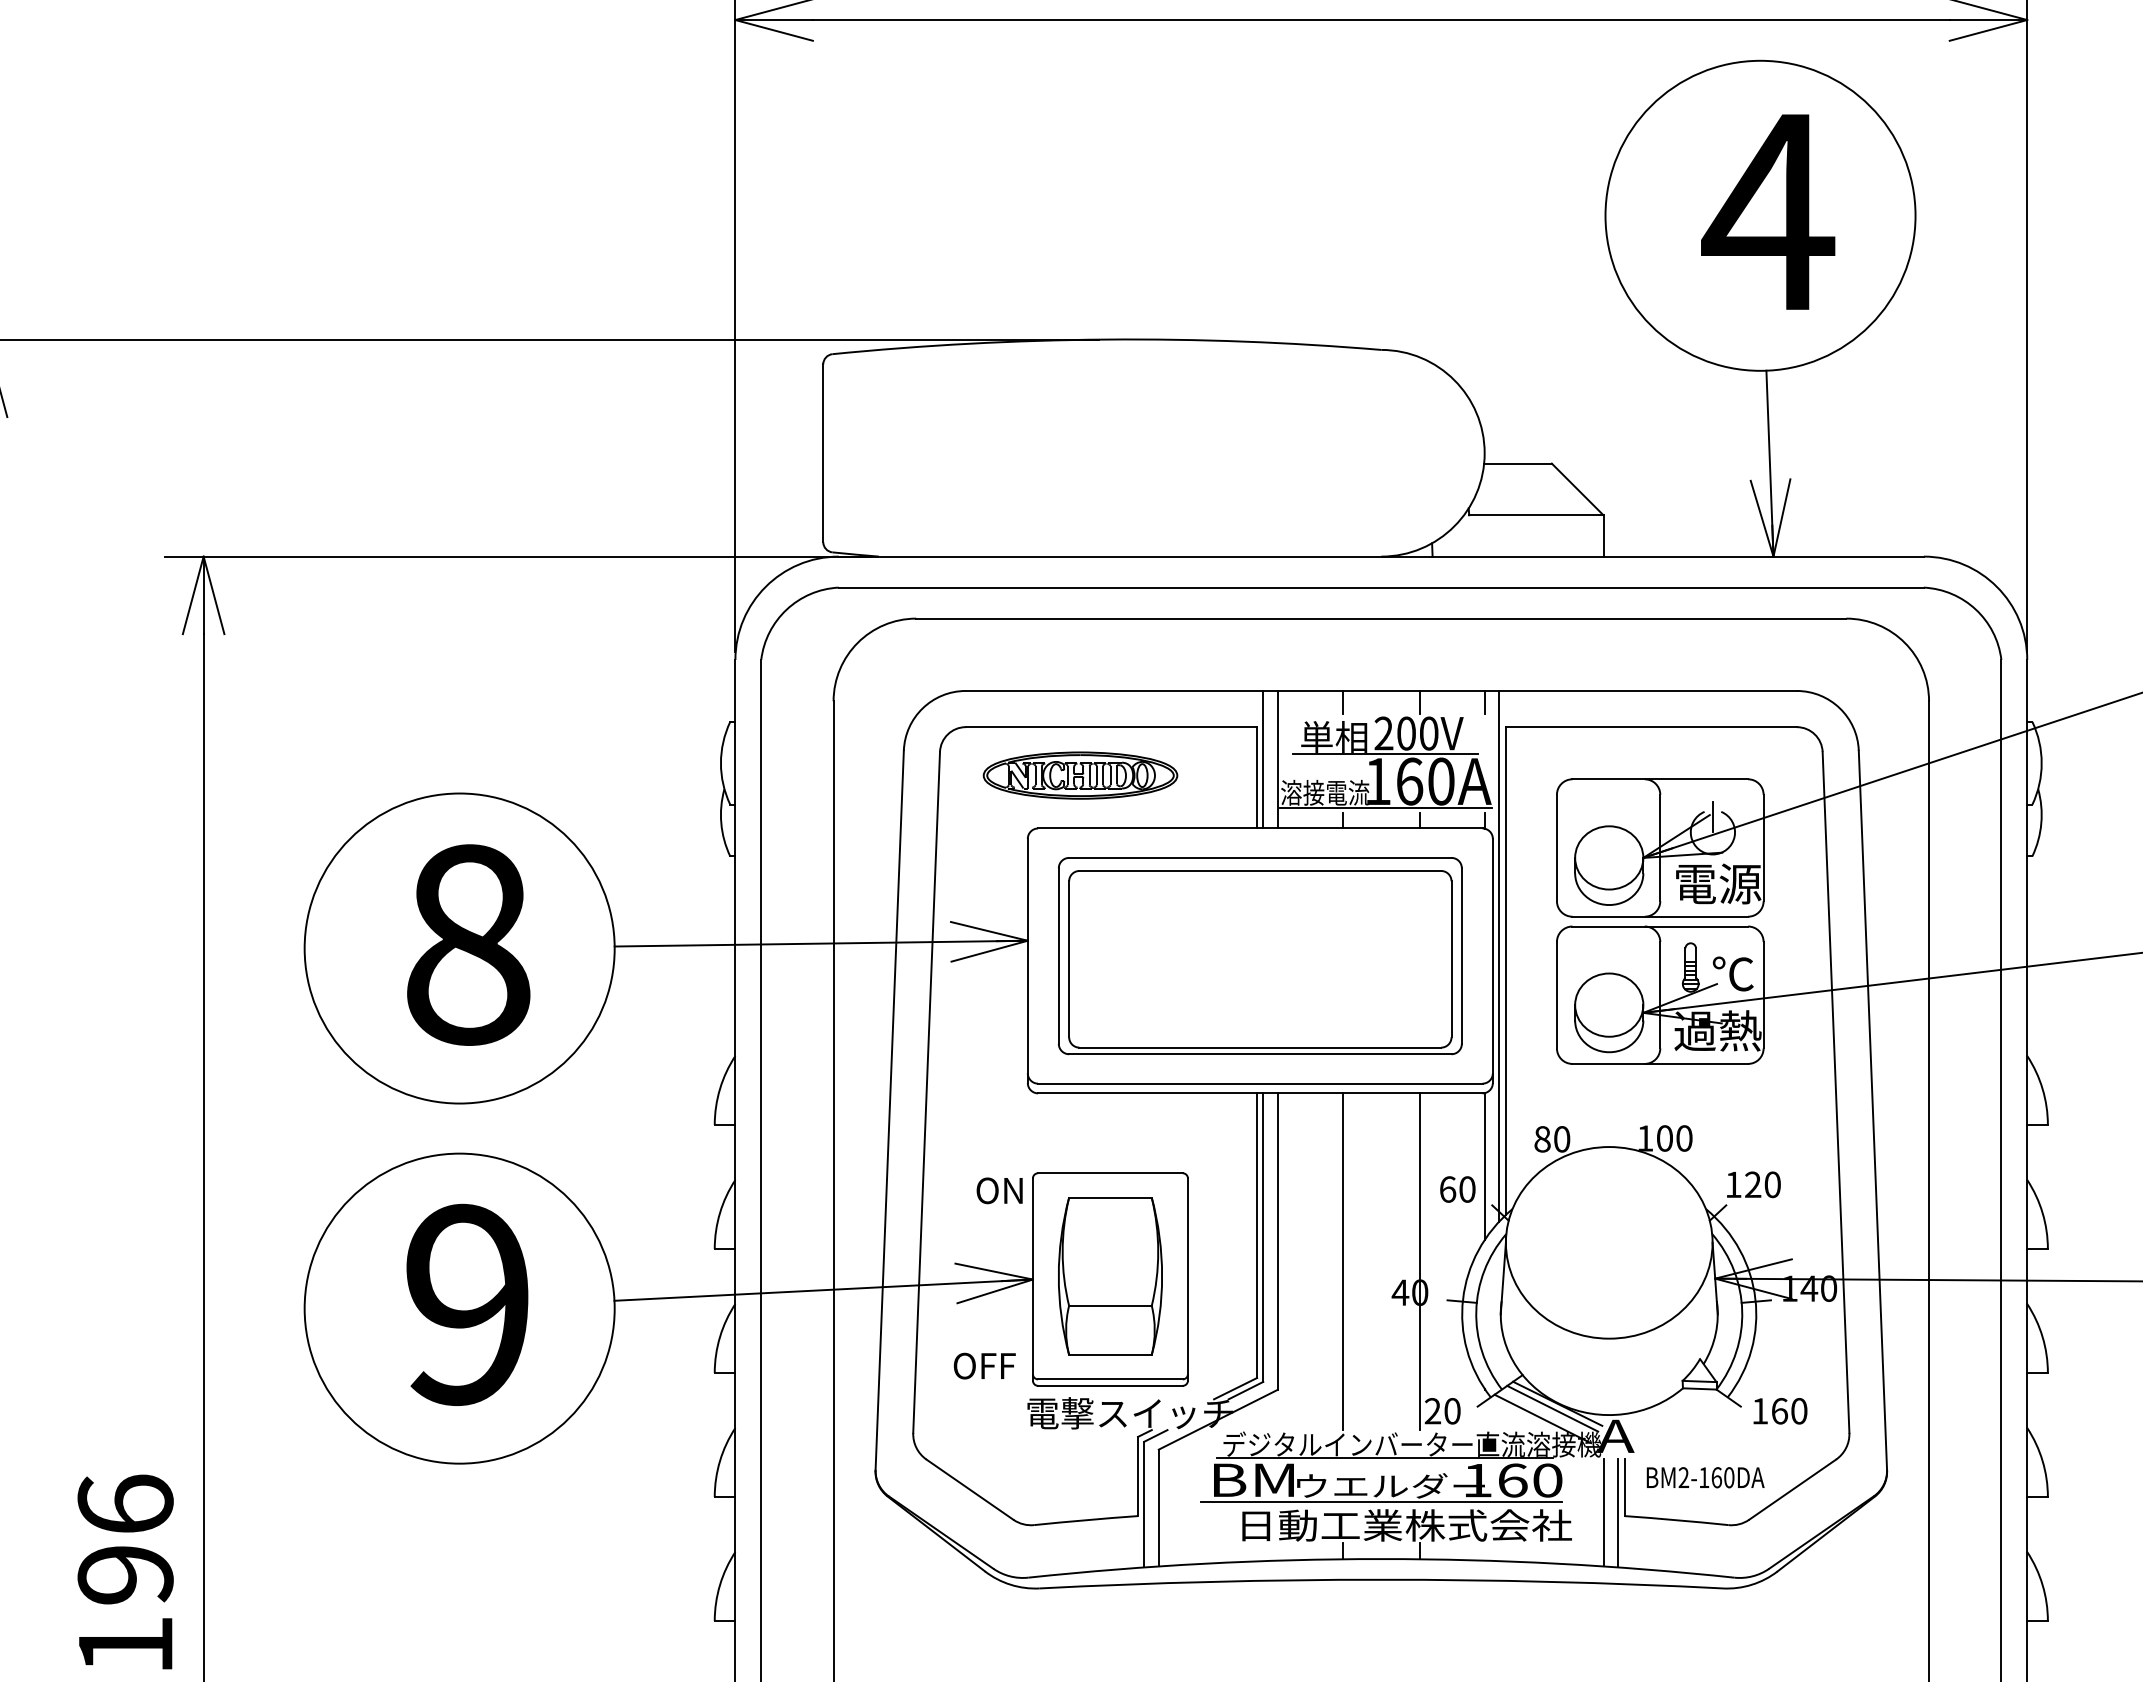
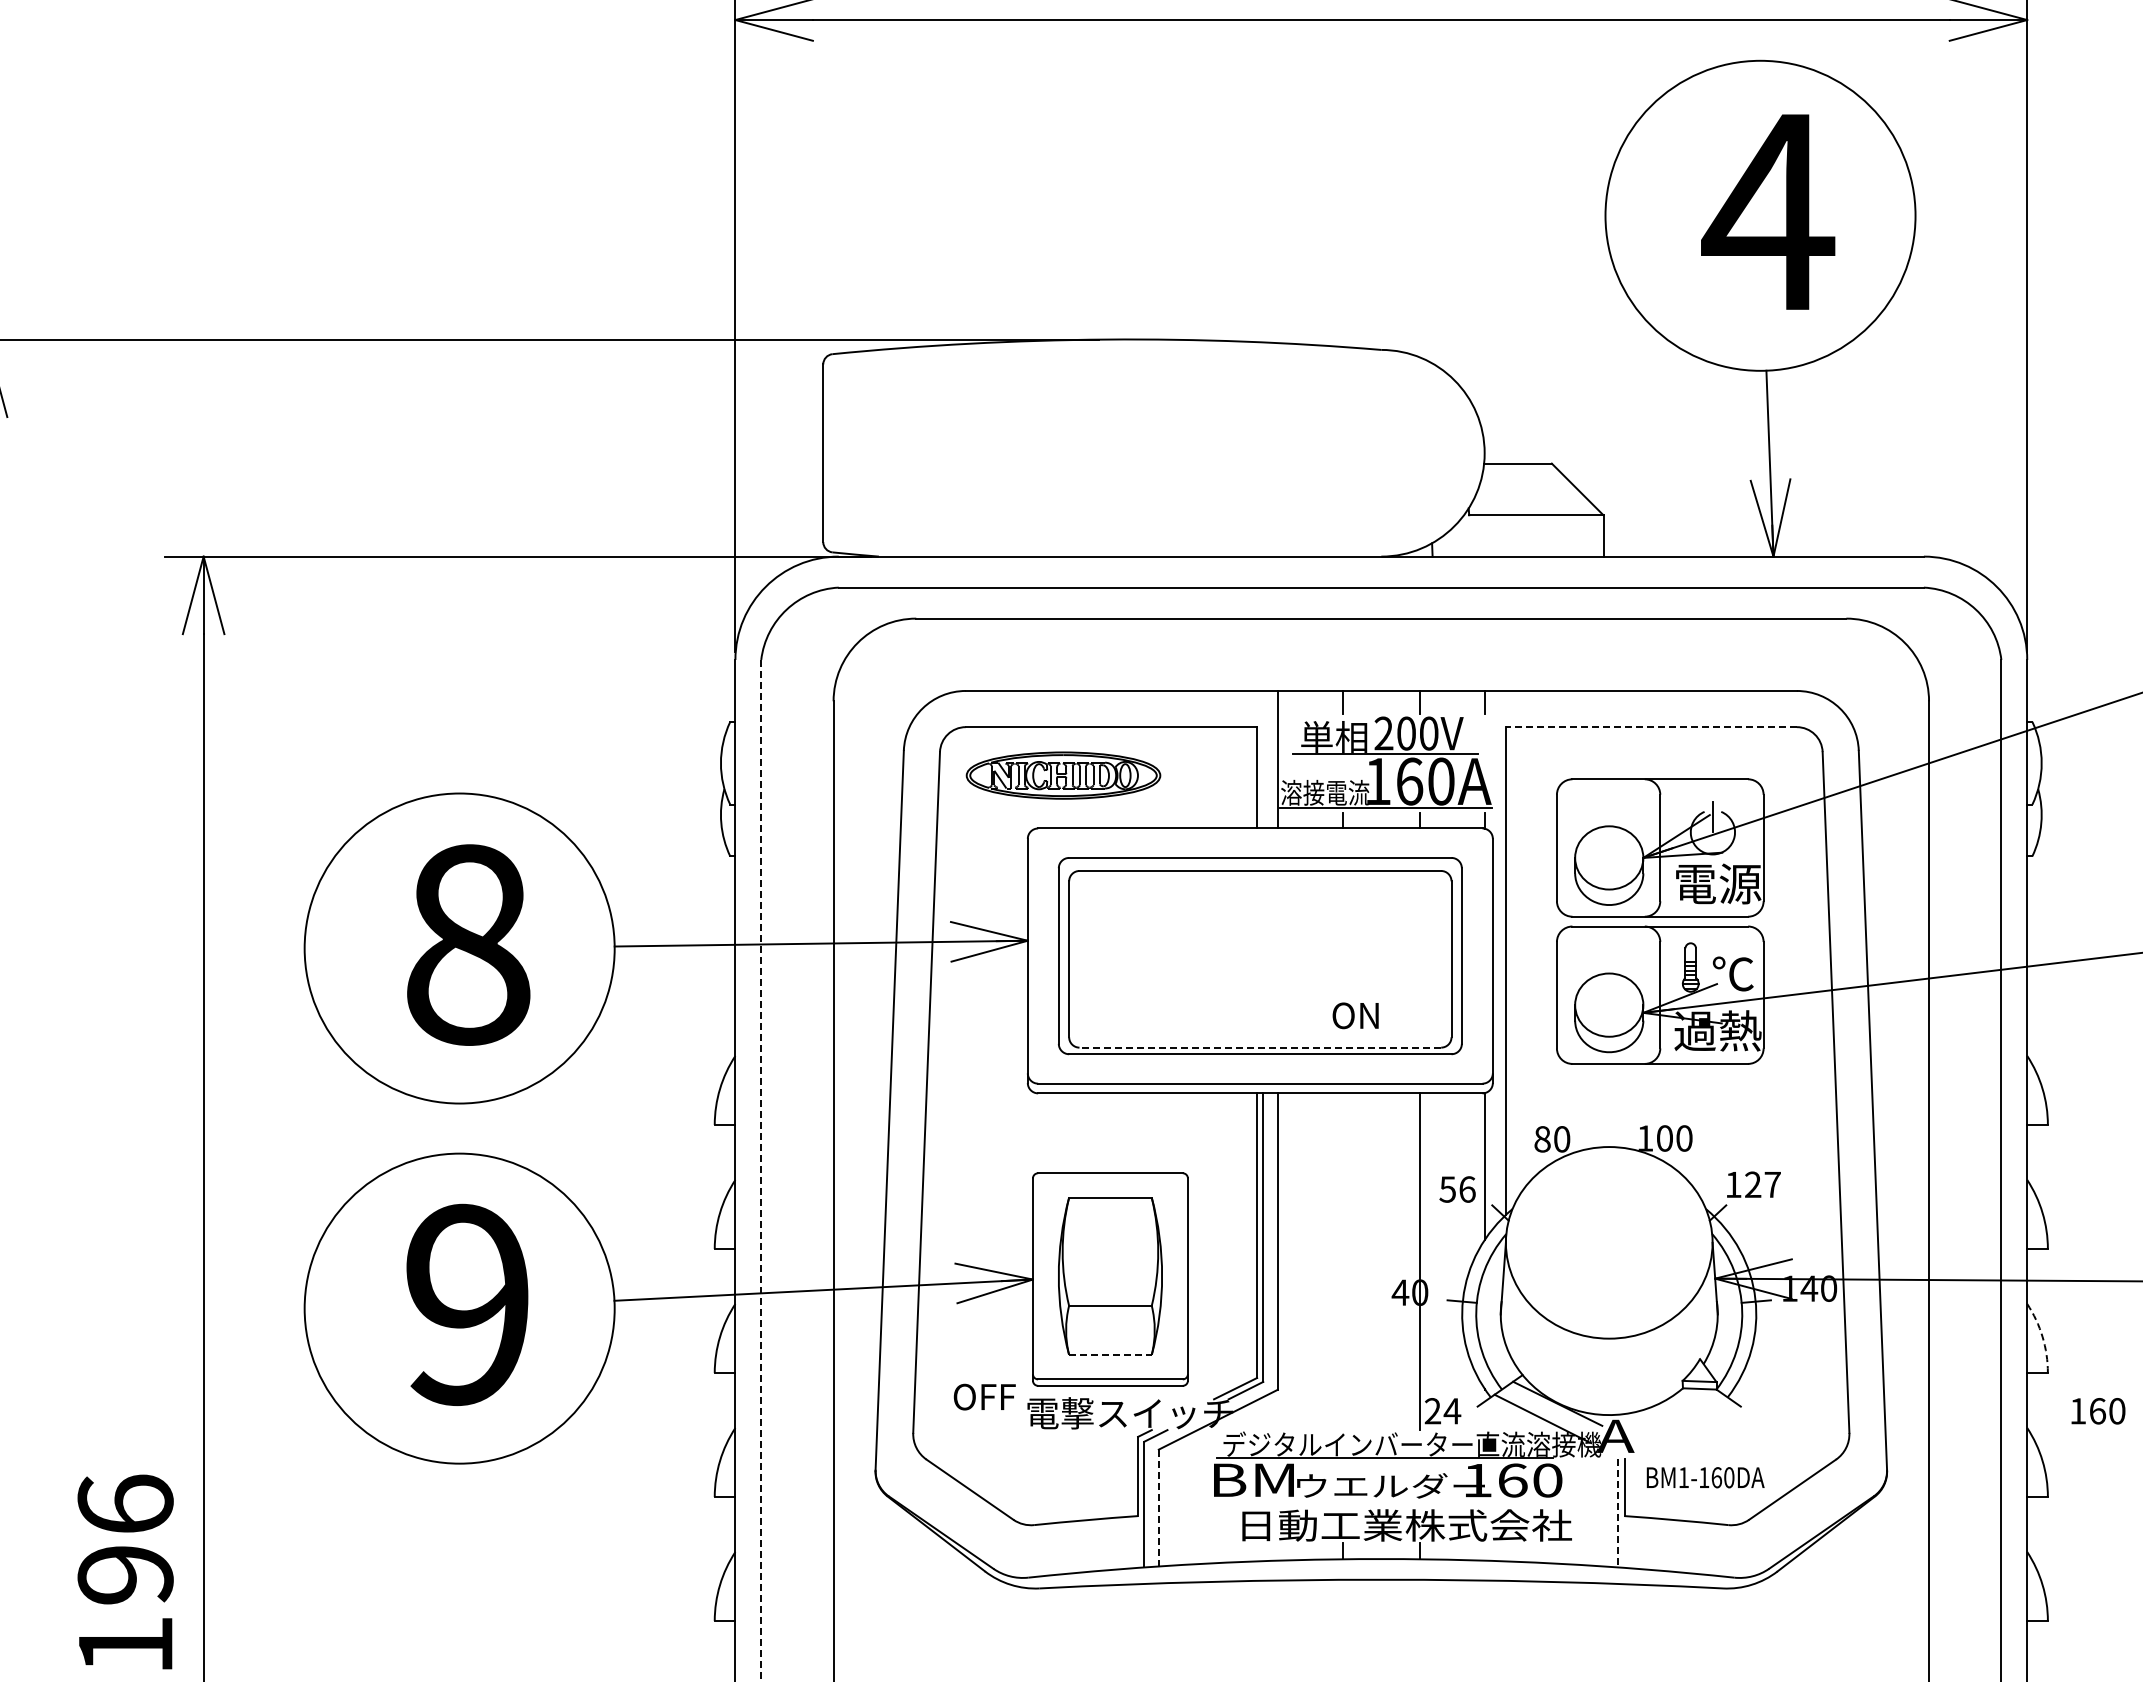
line: solid -> dashed (1651, 727)
line: present -> none (1263, 759)
part position: (1080, 775) -> (1063, 775) (1063, 775)
line: present -> none (1499, 955)
line: solid -> dashed (1260, 1047)
line: solid -> dashed (761, 1170)
text: 120 -> 127 (1772, 1184)
text: 60 -> 56 (1457, 1189)
text position: (999, 1190) -> (1355, 1015) (1355, 1015)
line: present -> none (1343, 1261)
arc: solid -> dashed (2042, 1337)
line: solid -> dashed (1110, 1354)
text position: (984, 1365) -> (984, 1396) (984, 1396)
line: present -> none (1552, 1408)
text: 20 -> 24 (1452, 1411)
text position: (1780, 1411) -> (2098, 1411) (2098, 1411)
text: BM2-160DA -> BM1-160DA (1683, 1477)
line: present -> none (1381, 1502)
line: solid -> dashed (1158, 1508)
line: present -> none (1603, 1512)
line: solid -> dashed (1618, 1513)
